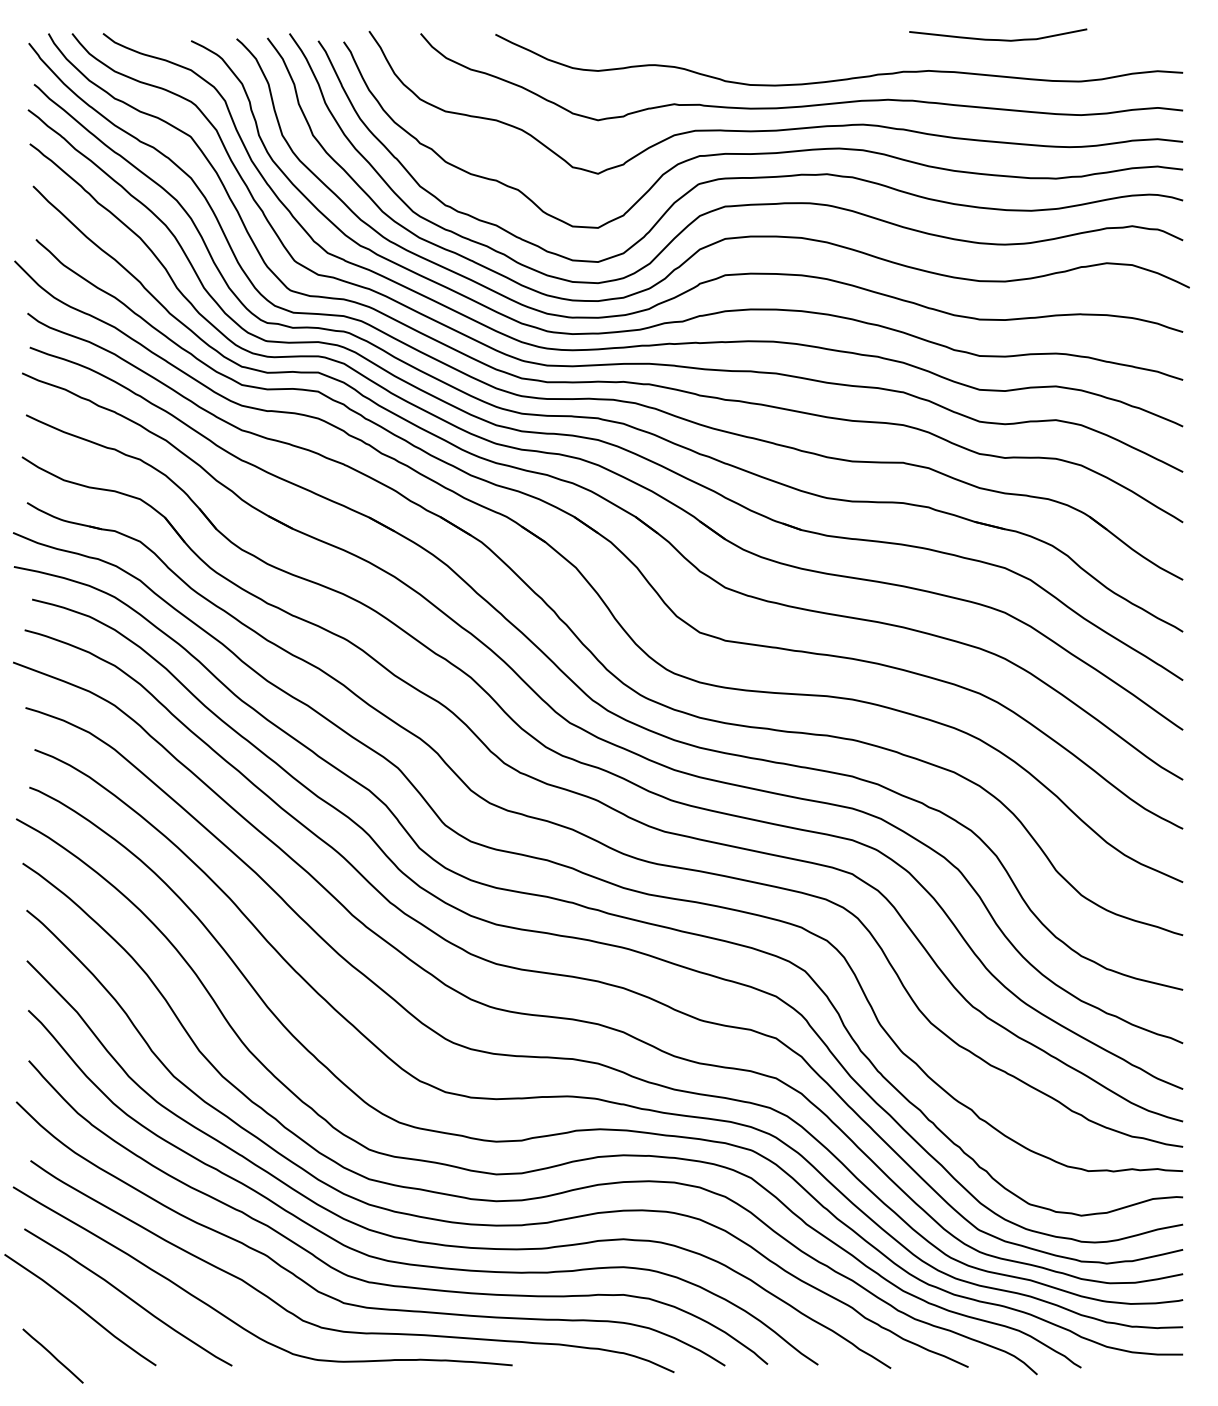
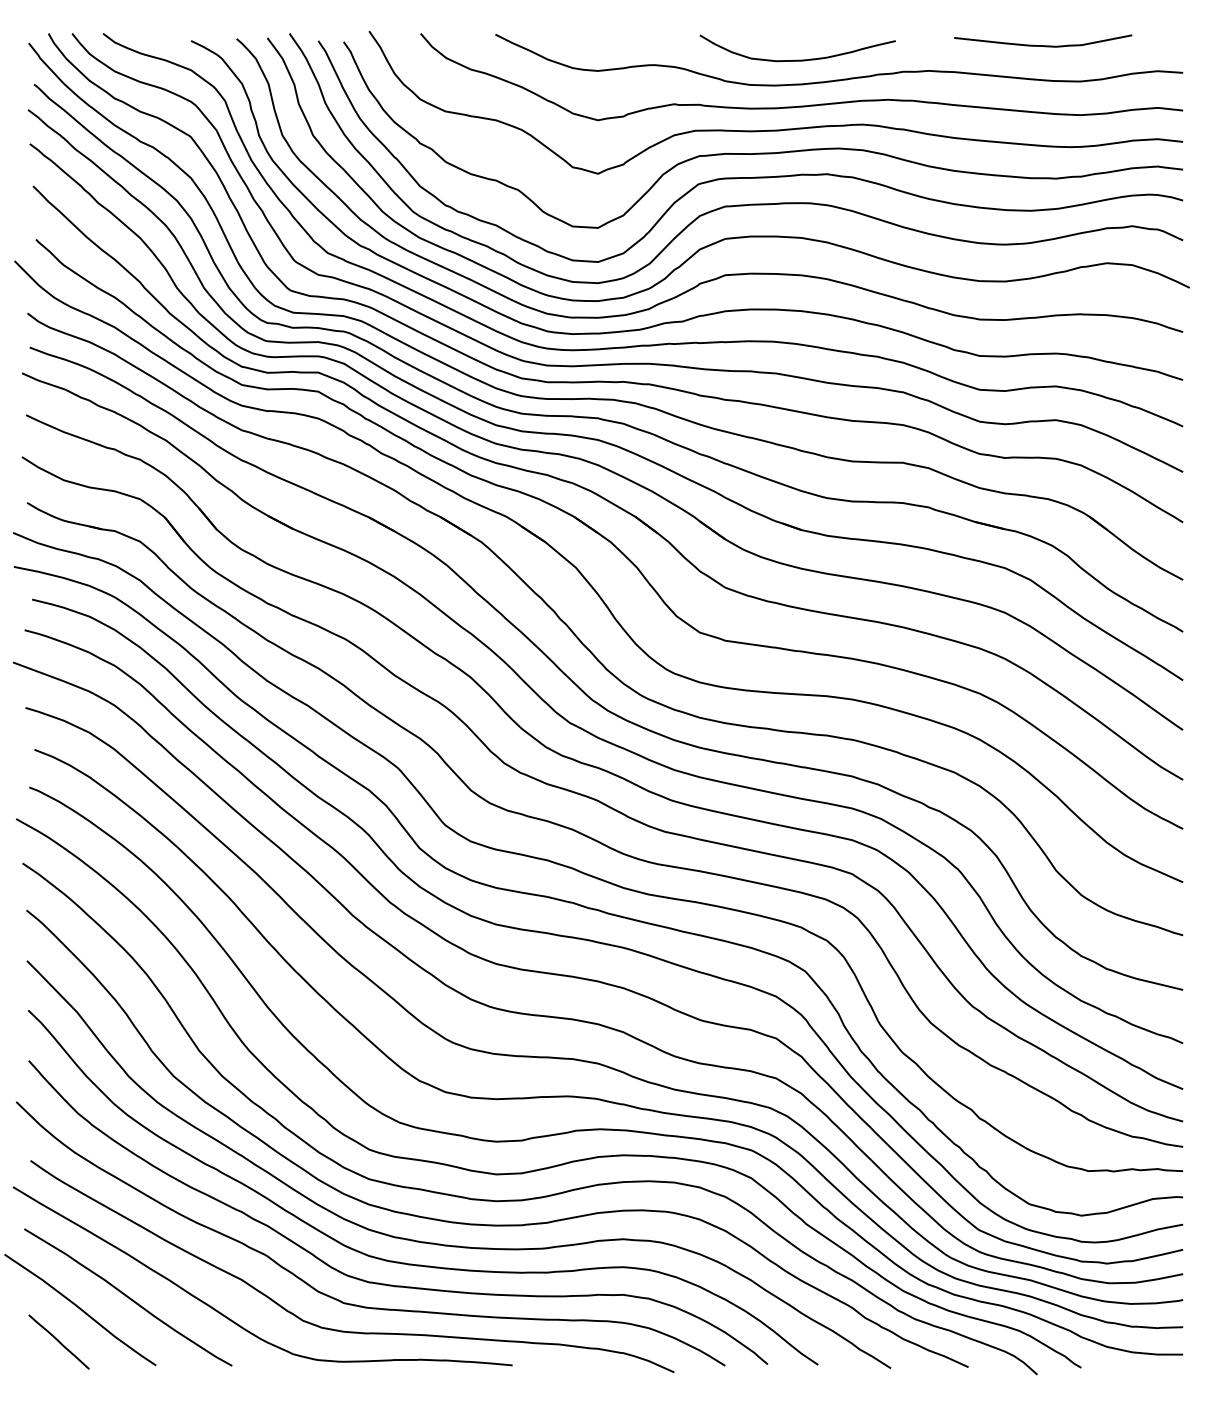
curve position: (998, 39) -> (1043, 45) (1043, 45)
curve: none -> present (797, 59)
line position: (52, 1355) -> (58, 1341) (58, 1341)
